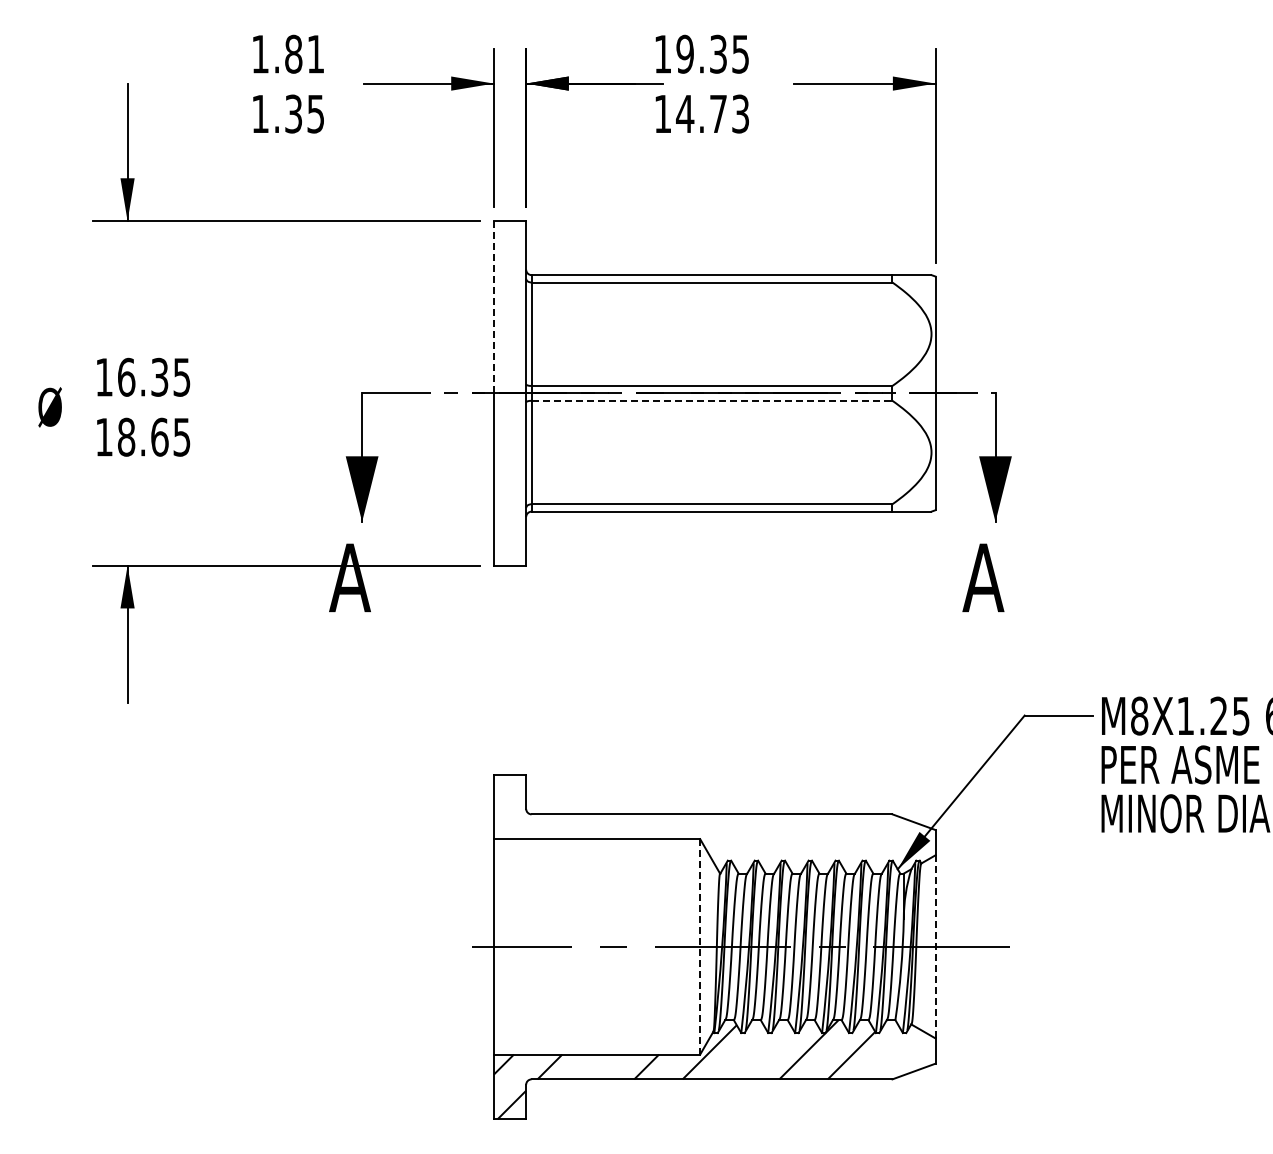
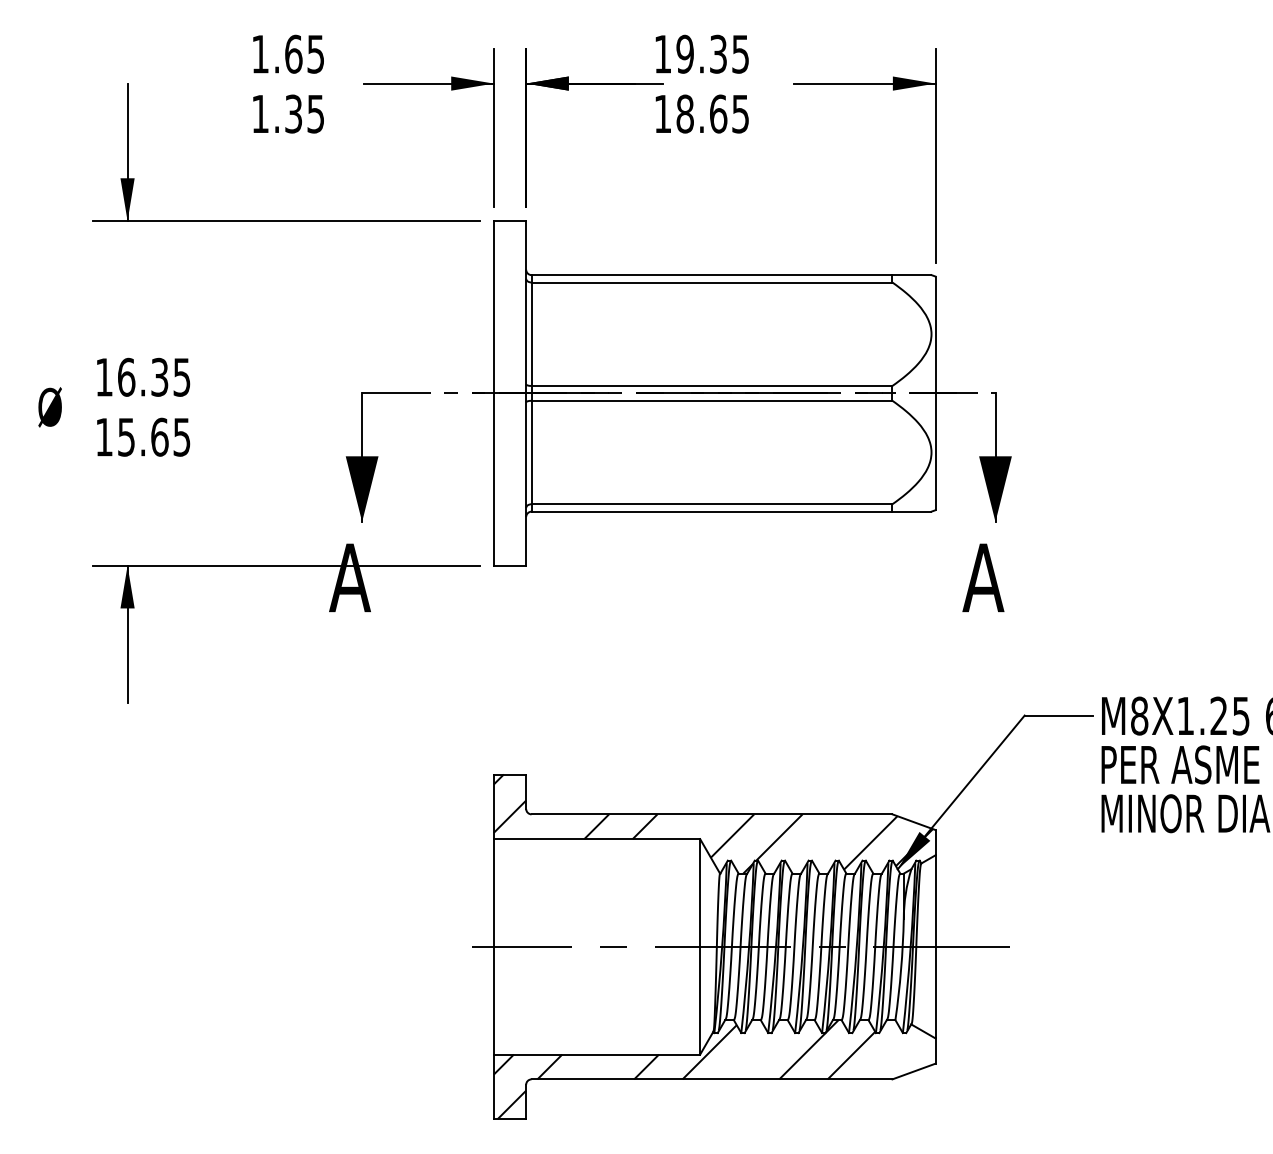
text: 1.81 -> 1.65 (304, 53)
text: 14.73 -> 18.65 (712, 113)
line: dashed -> solid (493, 306)
line: dashed -> solid (712, 400)
text: 18.65 -> 15.65 (126, 436)
hatch: none -> present (712, 823)
line: dashed -> solid (700, 946)
line: dashed -> solid (935, 946)
